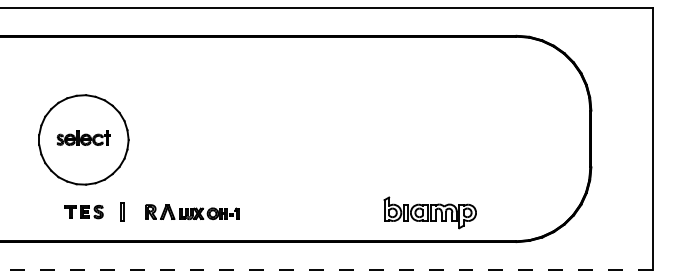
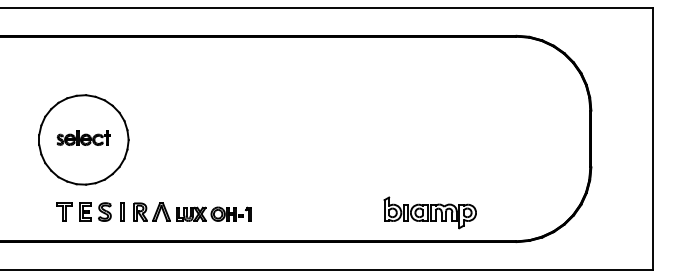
part size: 40x16 px -> 56x20 px (83, 211)
part size: 95x17 px -> 119x20 px (192, 211)
line: dashed -> solid (326, 269)
